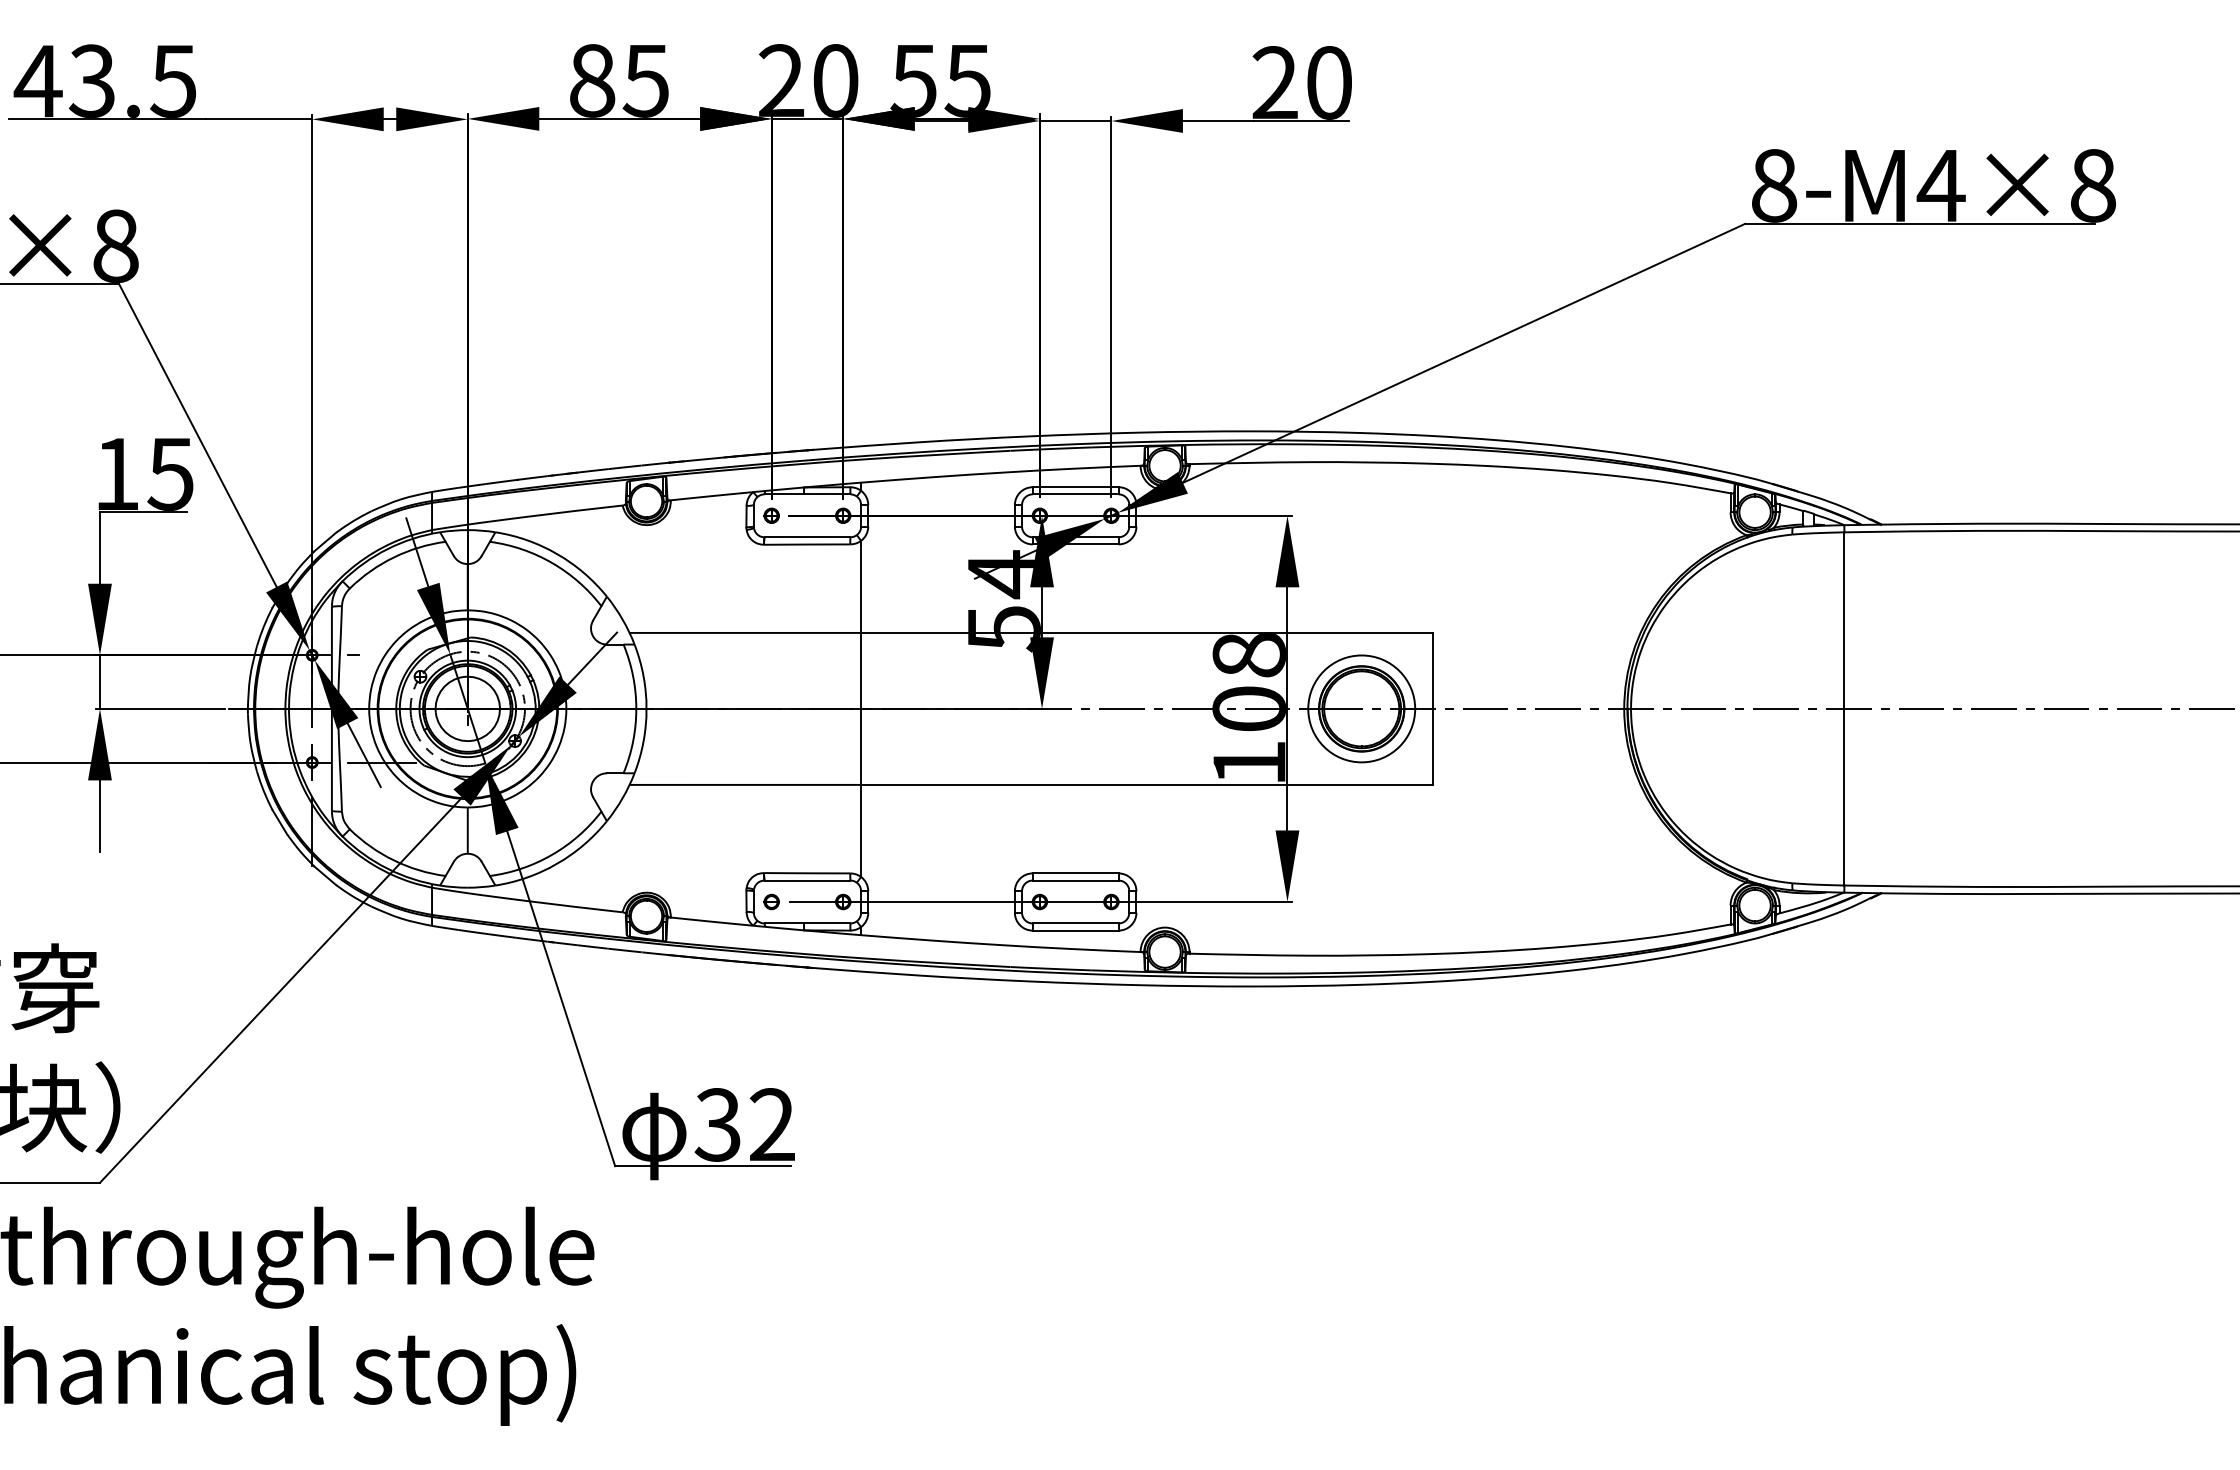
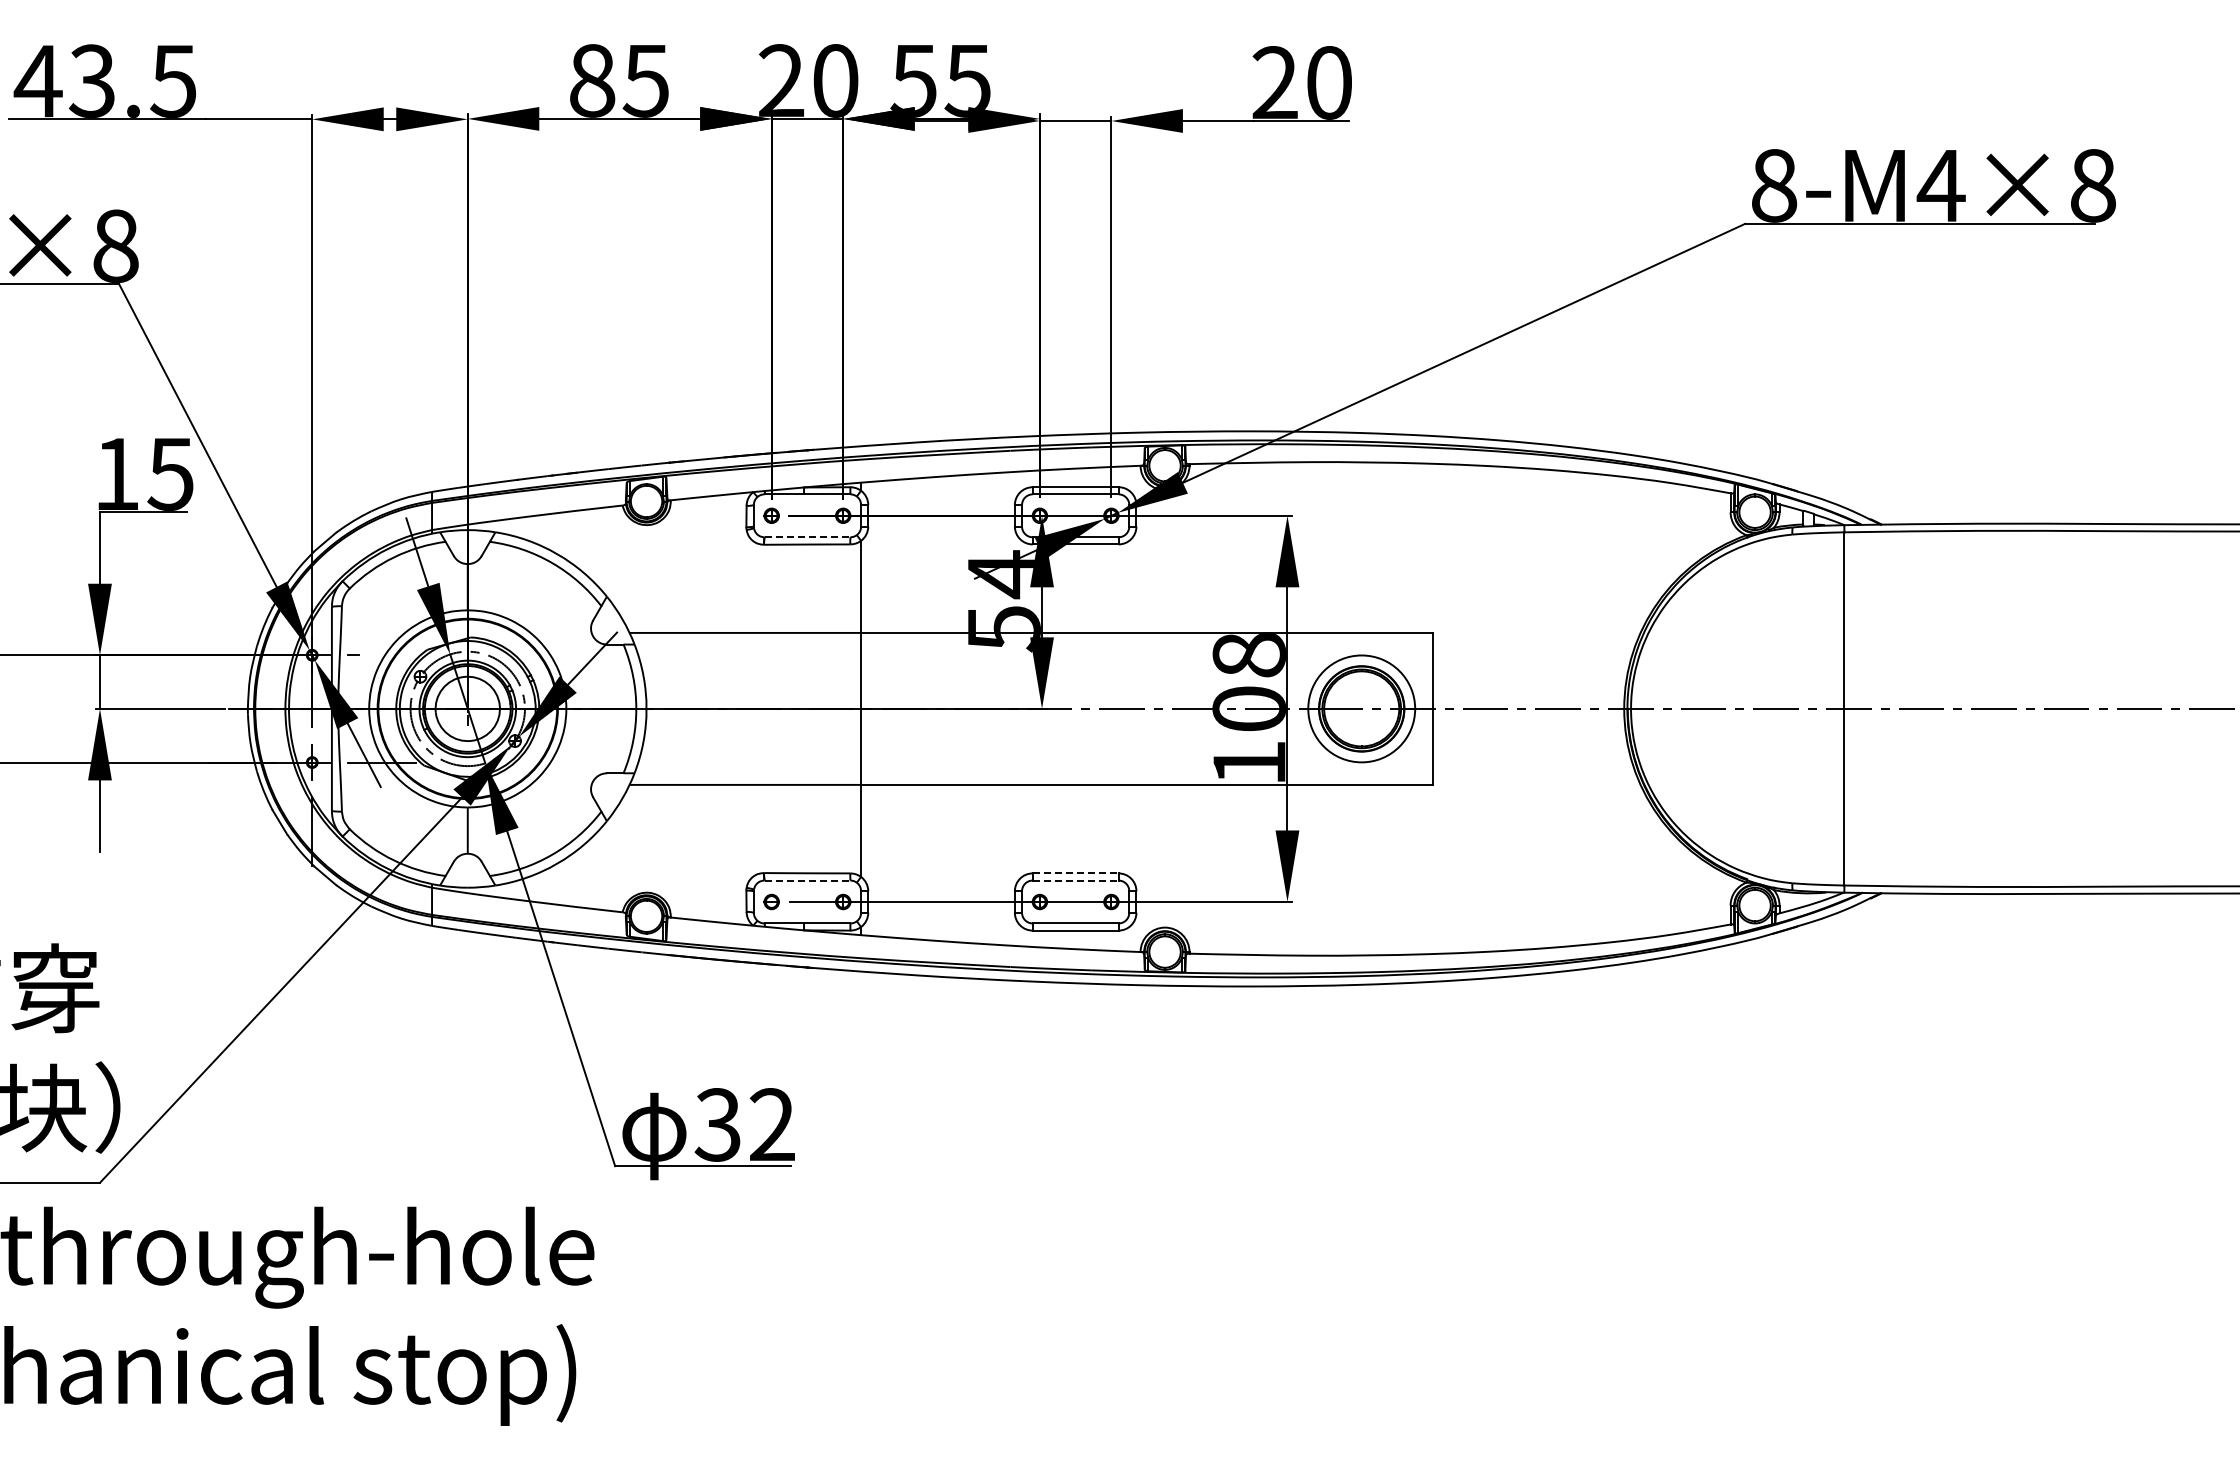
line: solid -> dashed (807, 537)
line: solid -> dashed (1075, 873)
line: solid -> dashed (807, 880)
line: solid -> dashed (1075, 880)
